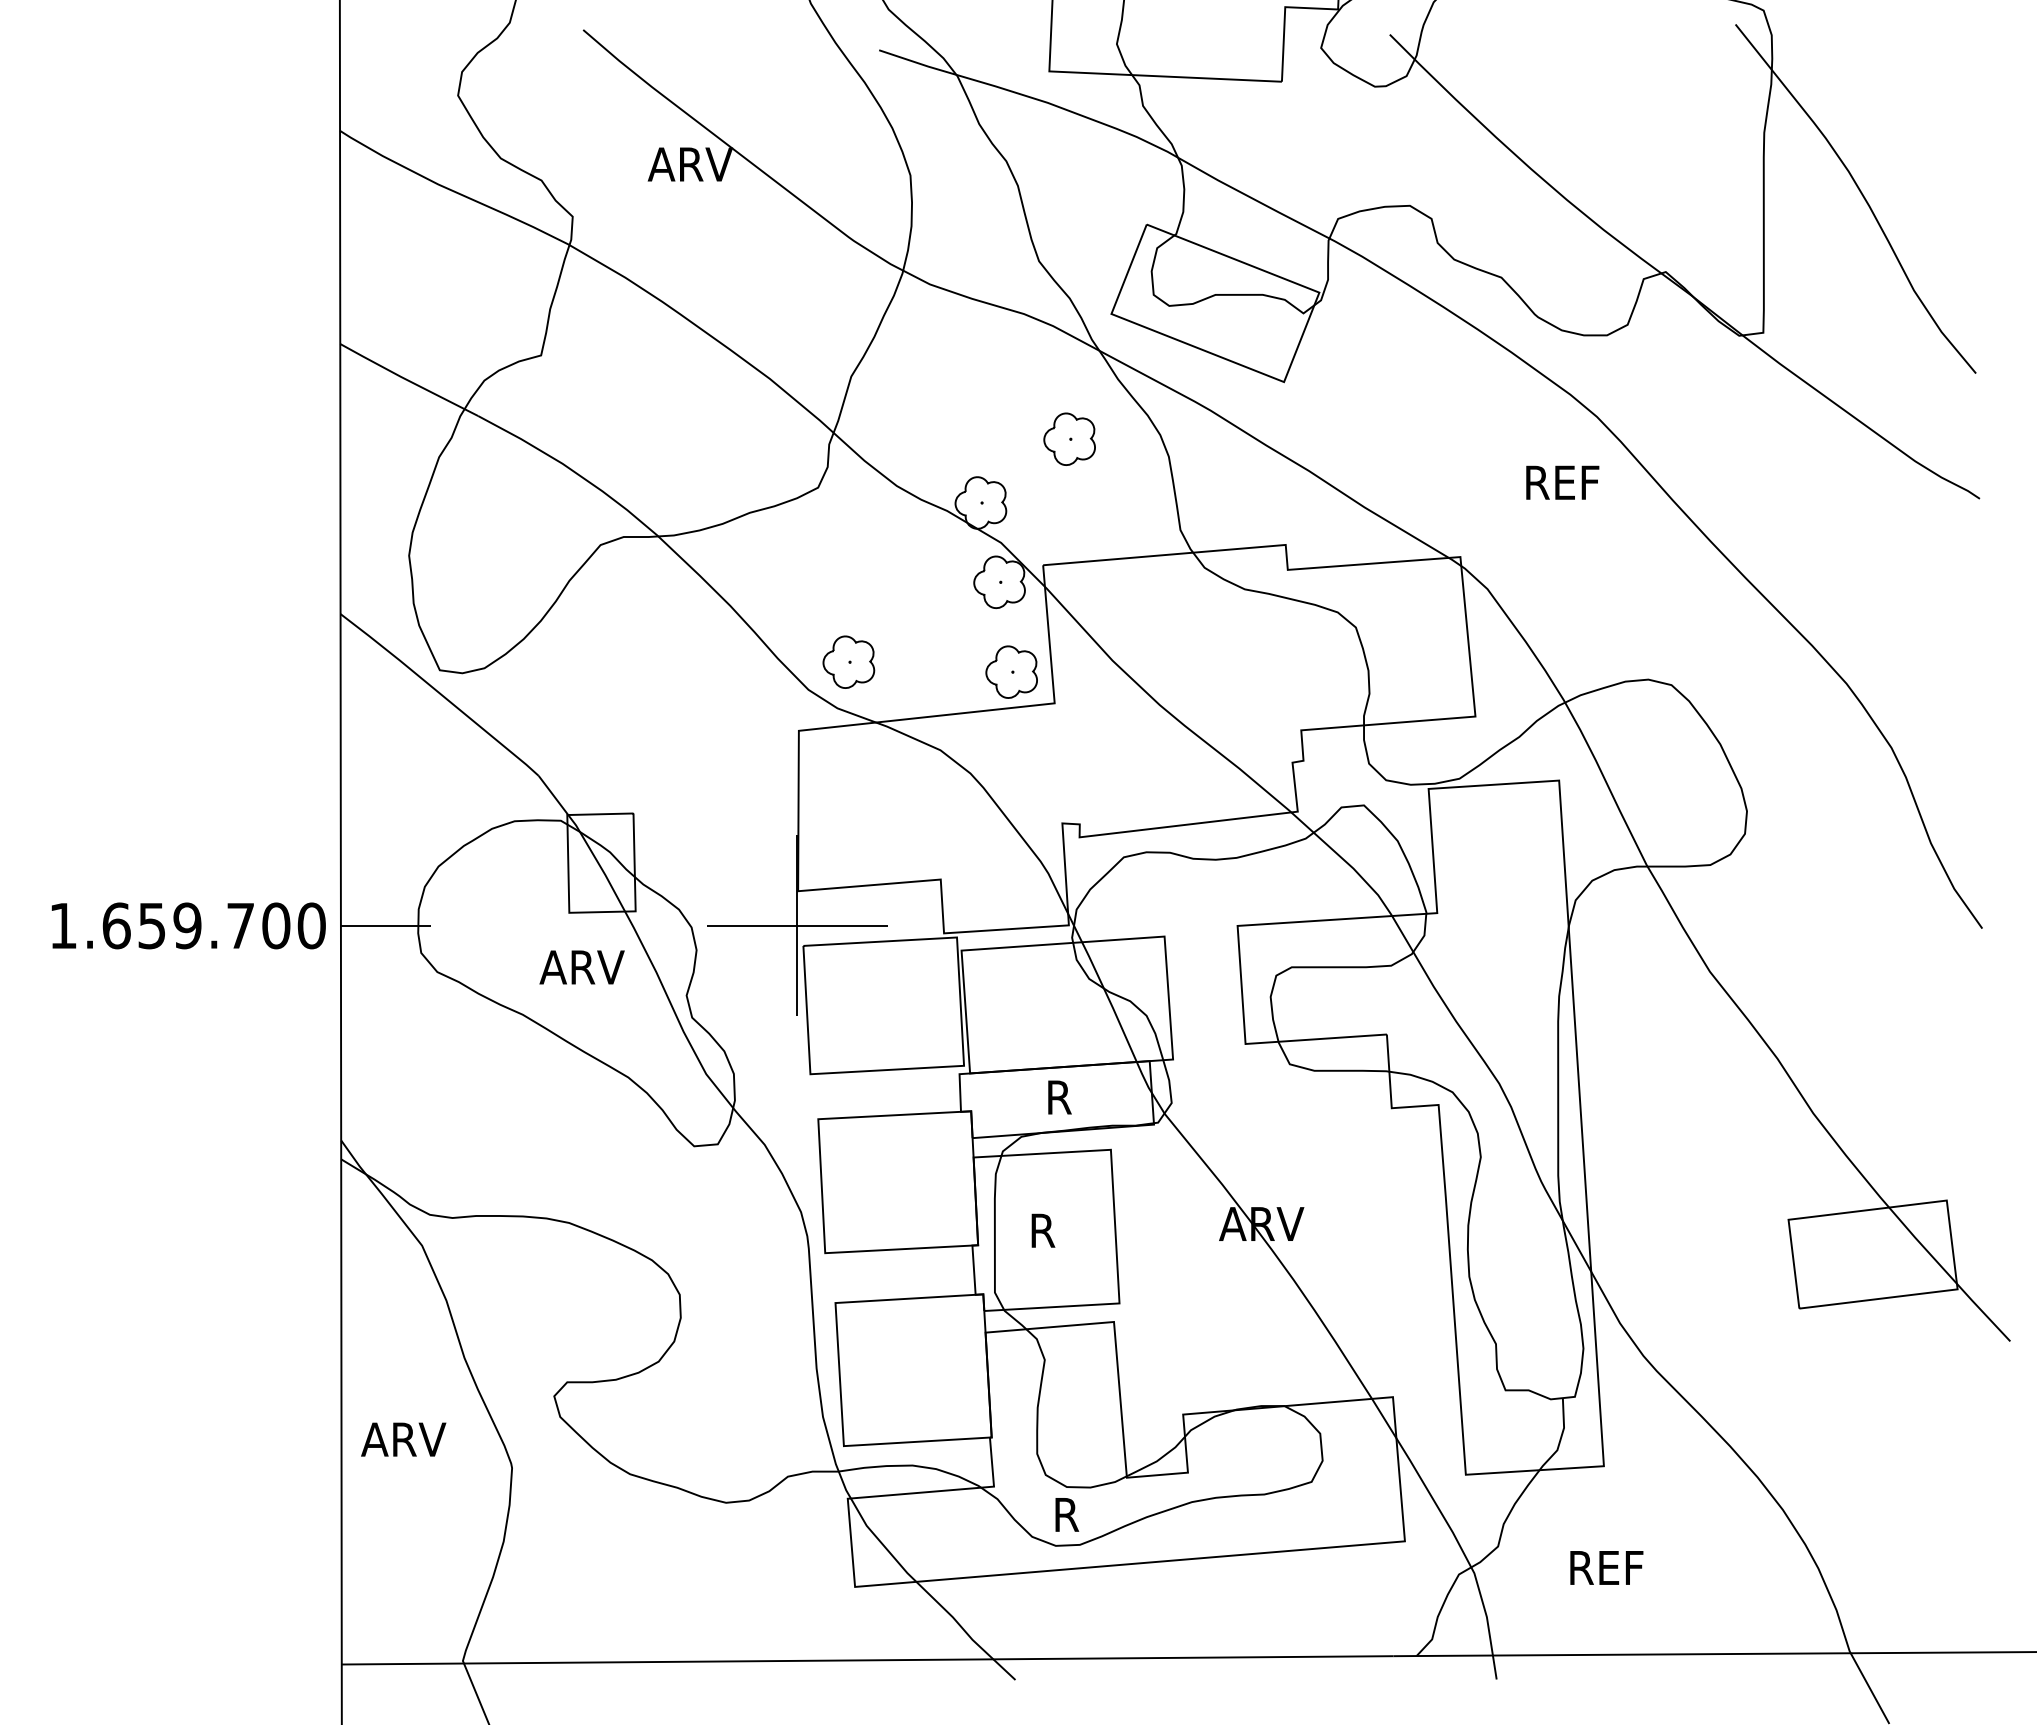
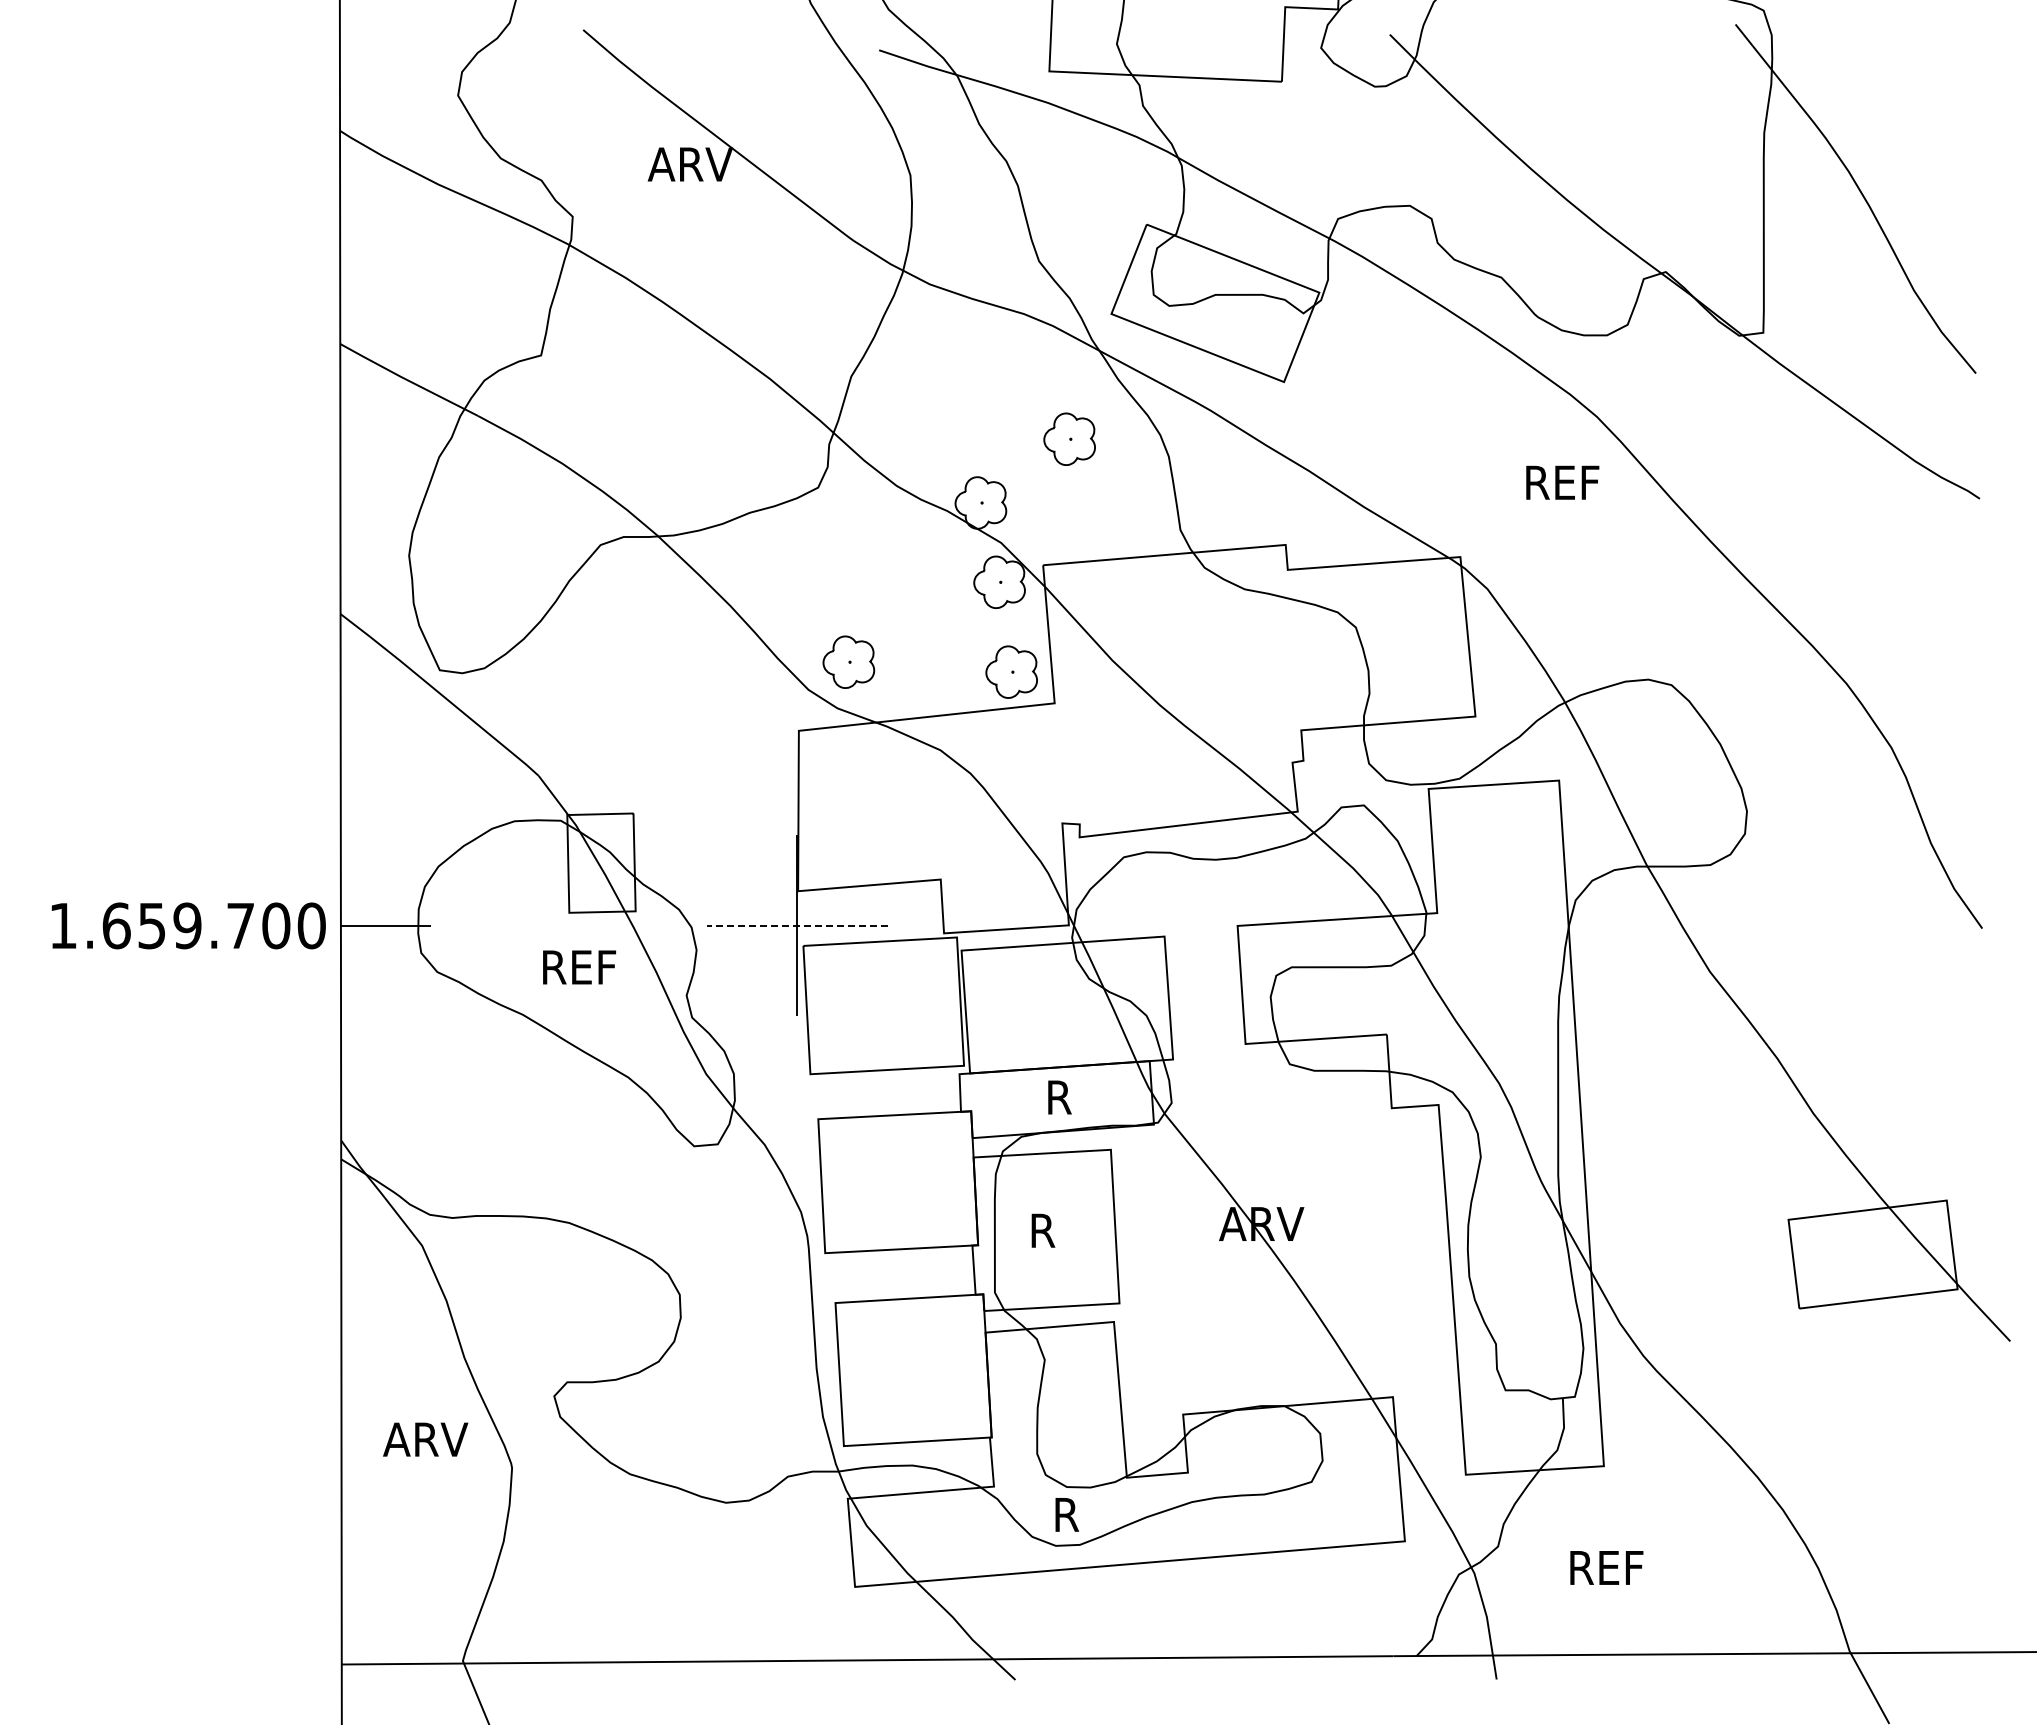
line: solid -> dashed (796, 925)
text: ARV -> REF (581, 967)
text position: (403, 1439) -> (425, 1439) (425, 1439)
